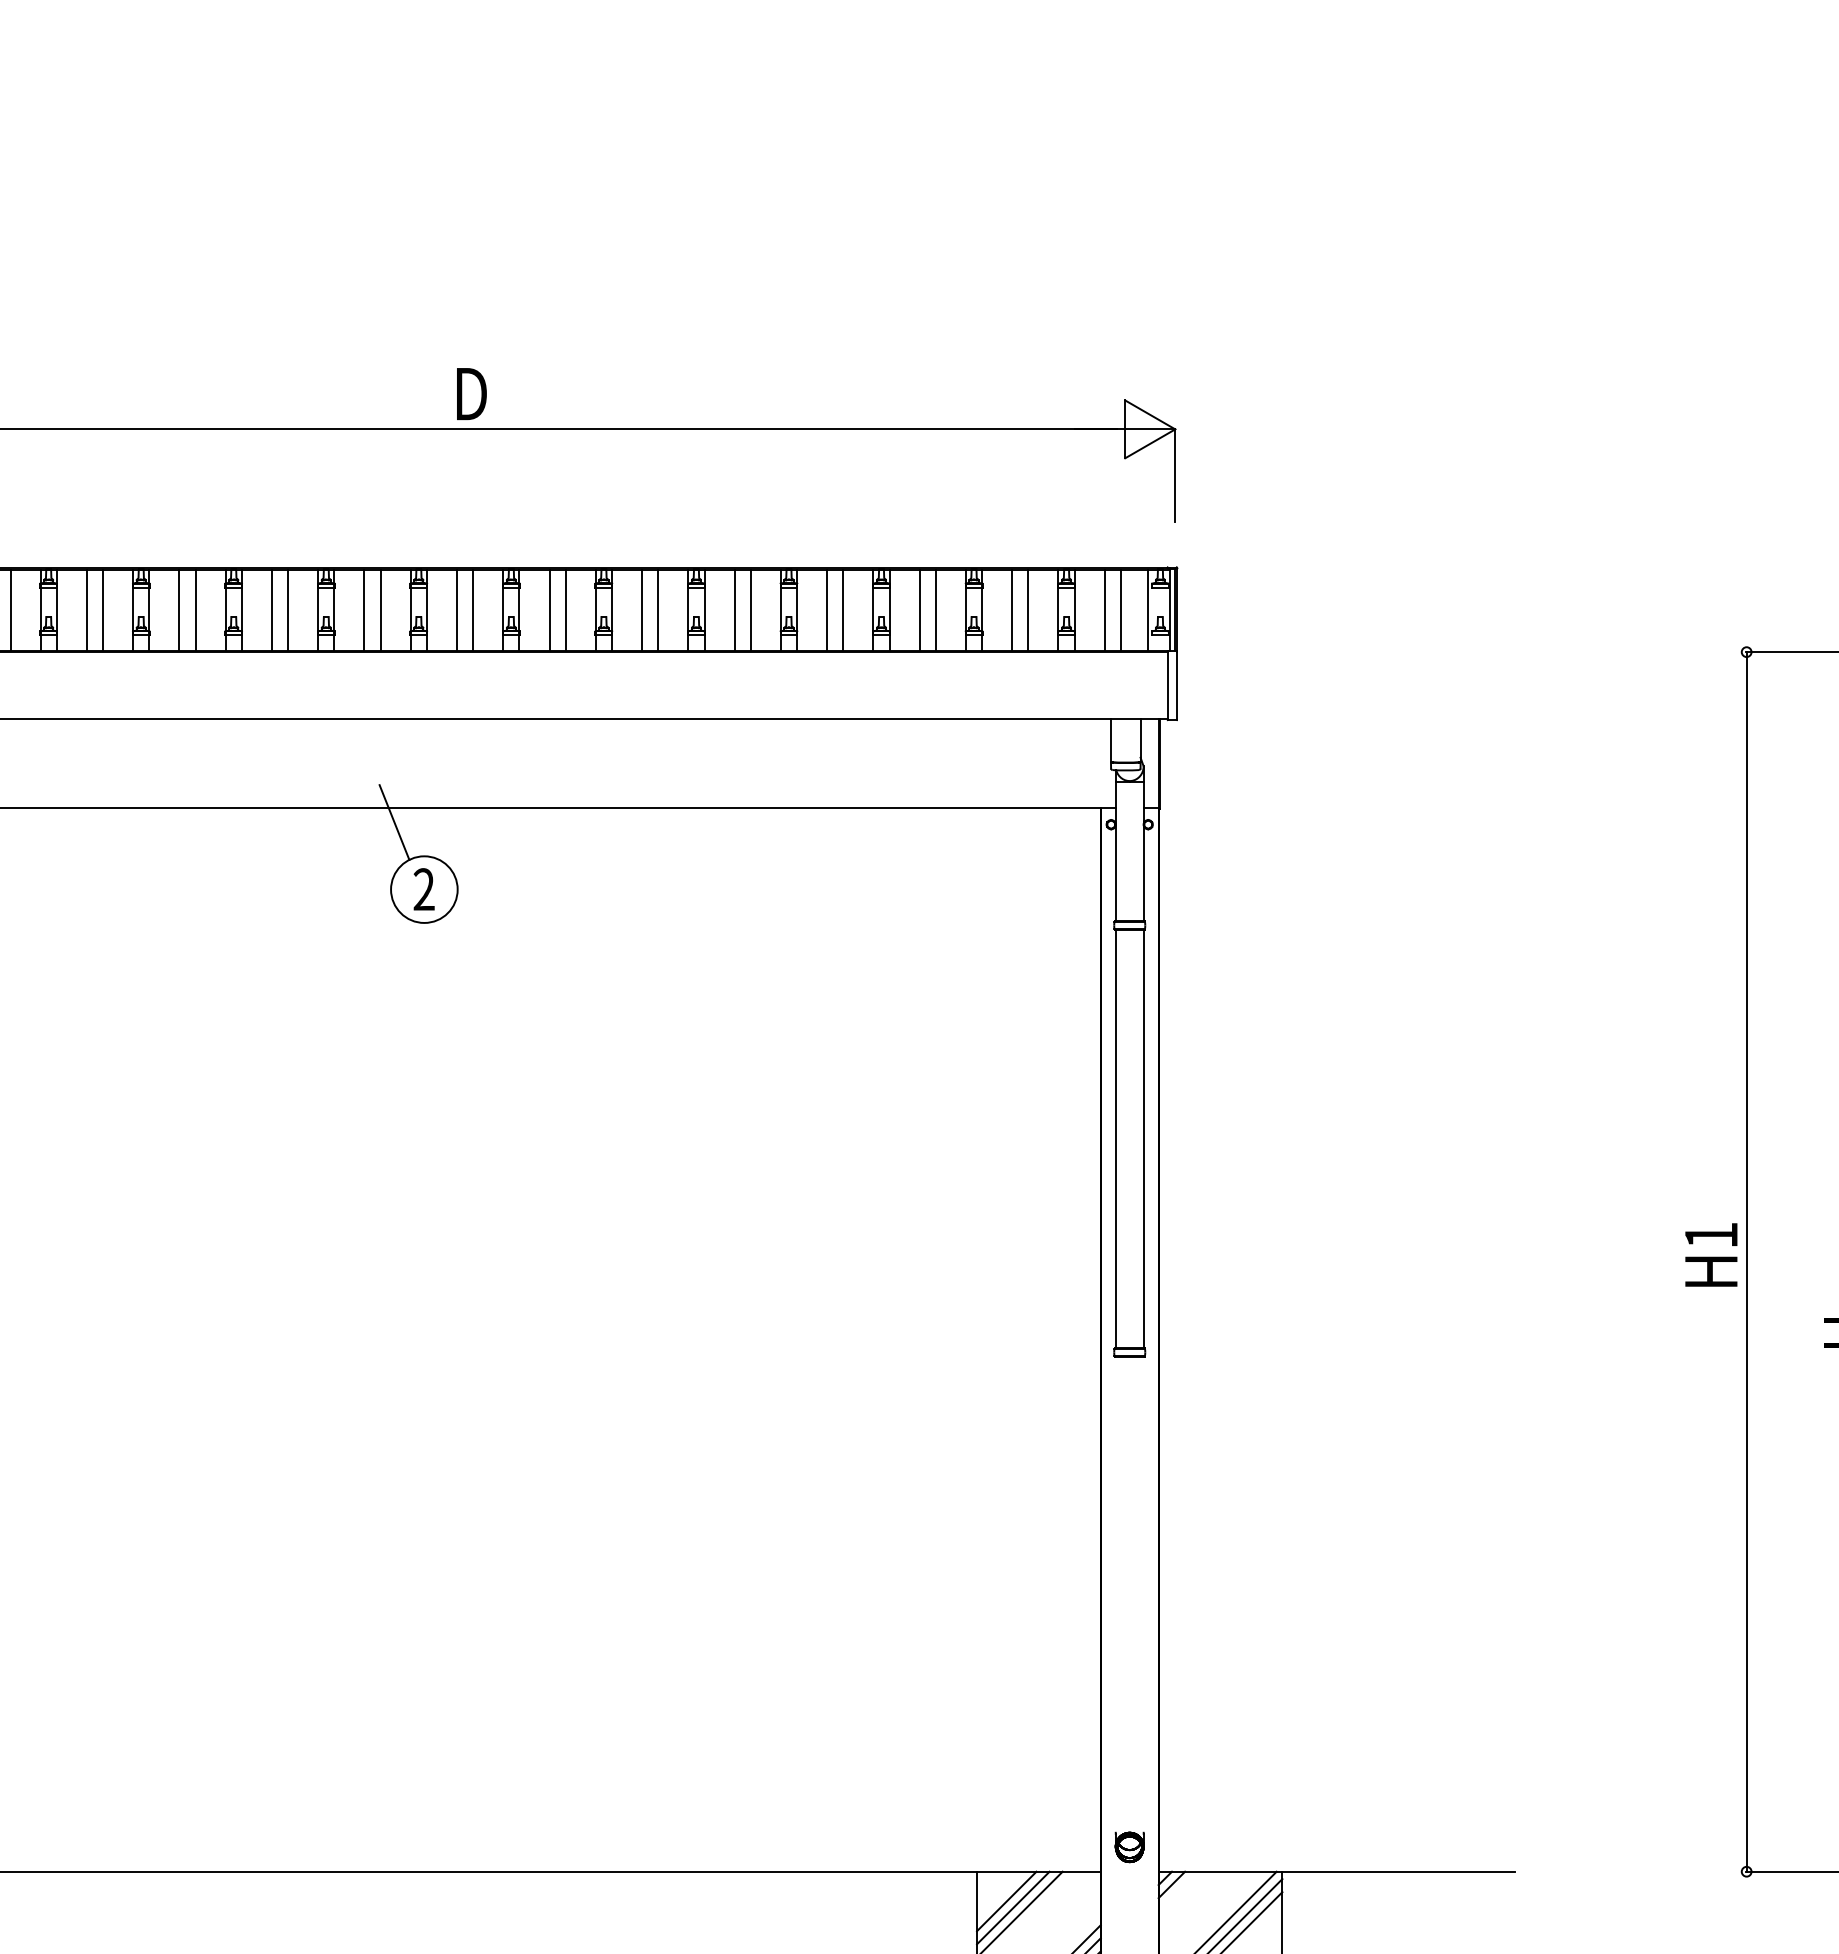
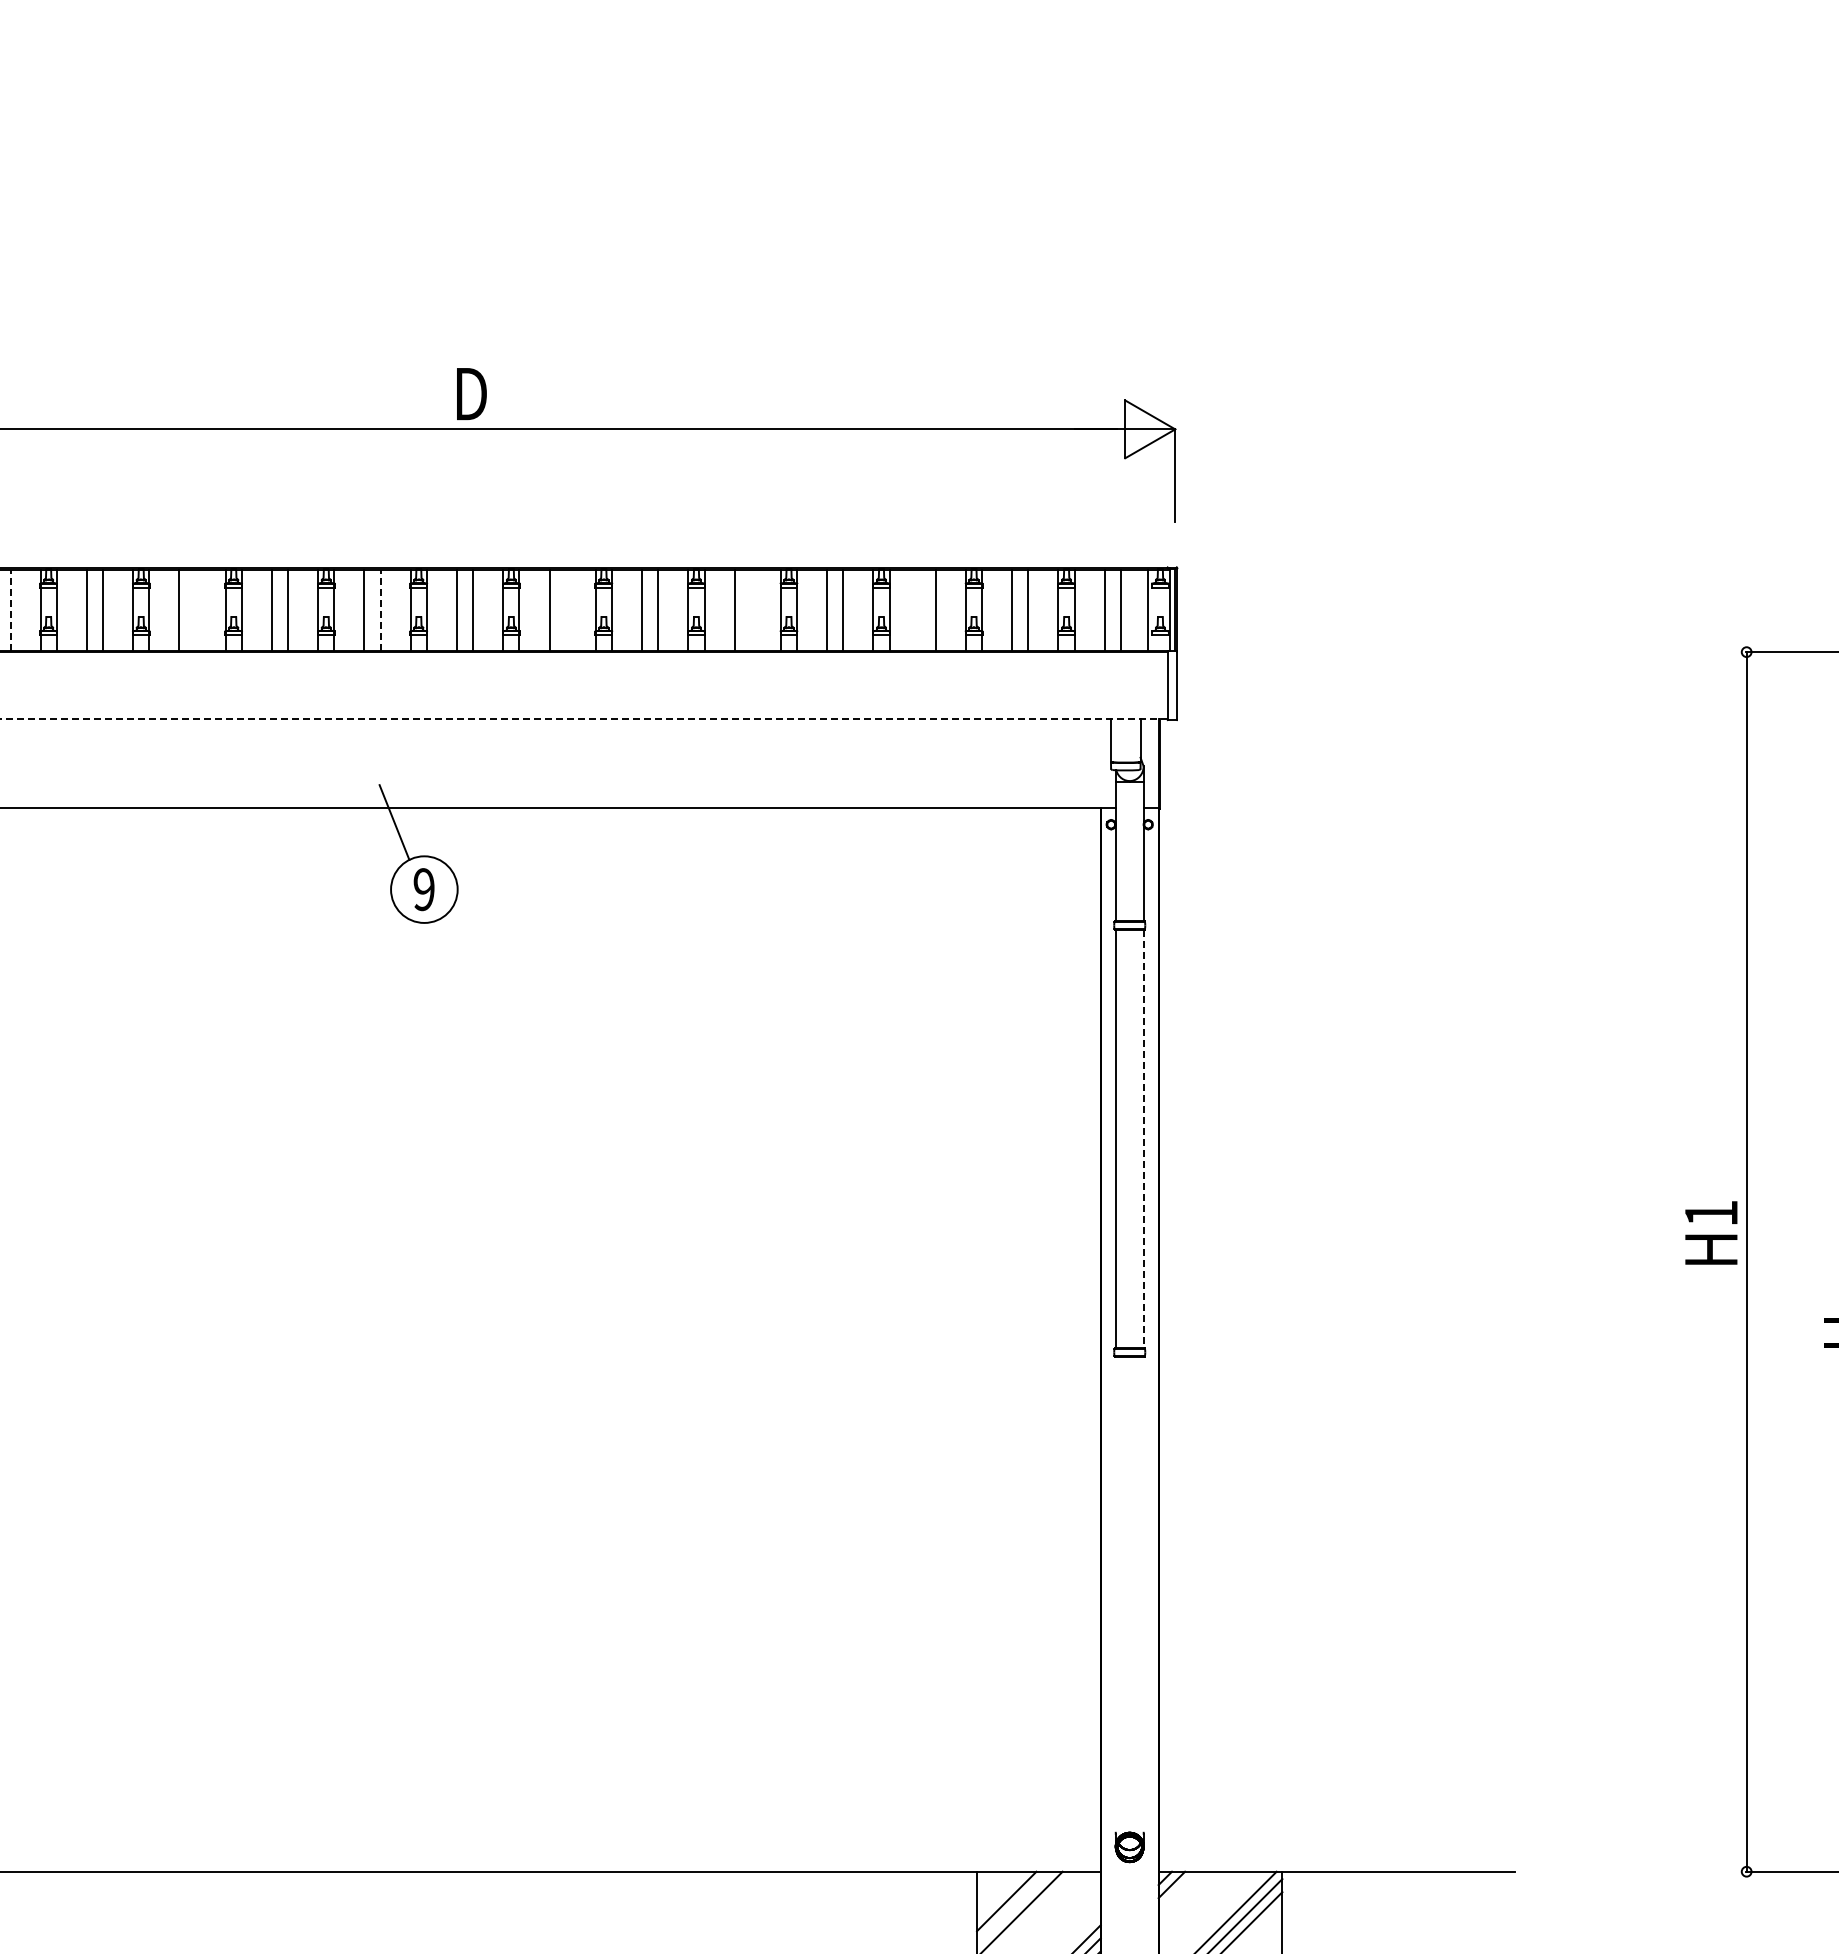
line: solid -> dashed (10, 610)
line: present -> none (195, 610)
line: solid -> dashed (380, 610)
line: present -> none (565, 610)
line: present -> none (750, 610)
line: present -> none (919, 610)
line: solid -> dashed (584, 719)
text: 2 -> 9 (423, 889)
line: solid -> dashed (1143, 1139)
text position: (1711, 1254) -> (1711, 1232) (1711, 1232)
line: present -> none (1013, 1907)
